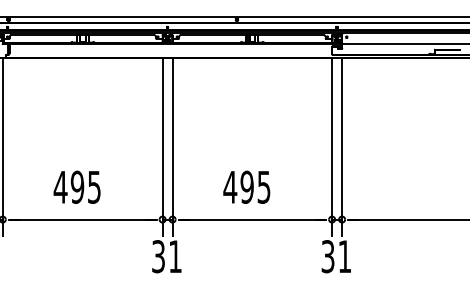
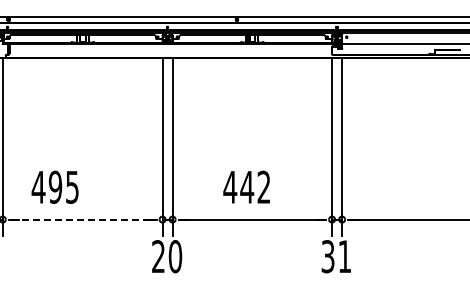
text position: (76, 186) -> (54, 186) (54, 186)
text: 495 -> 442 (255, 186)
line: solid -> dashed (82, 219)
text: 31 -> 20 (167, 256)
